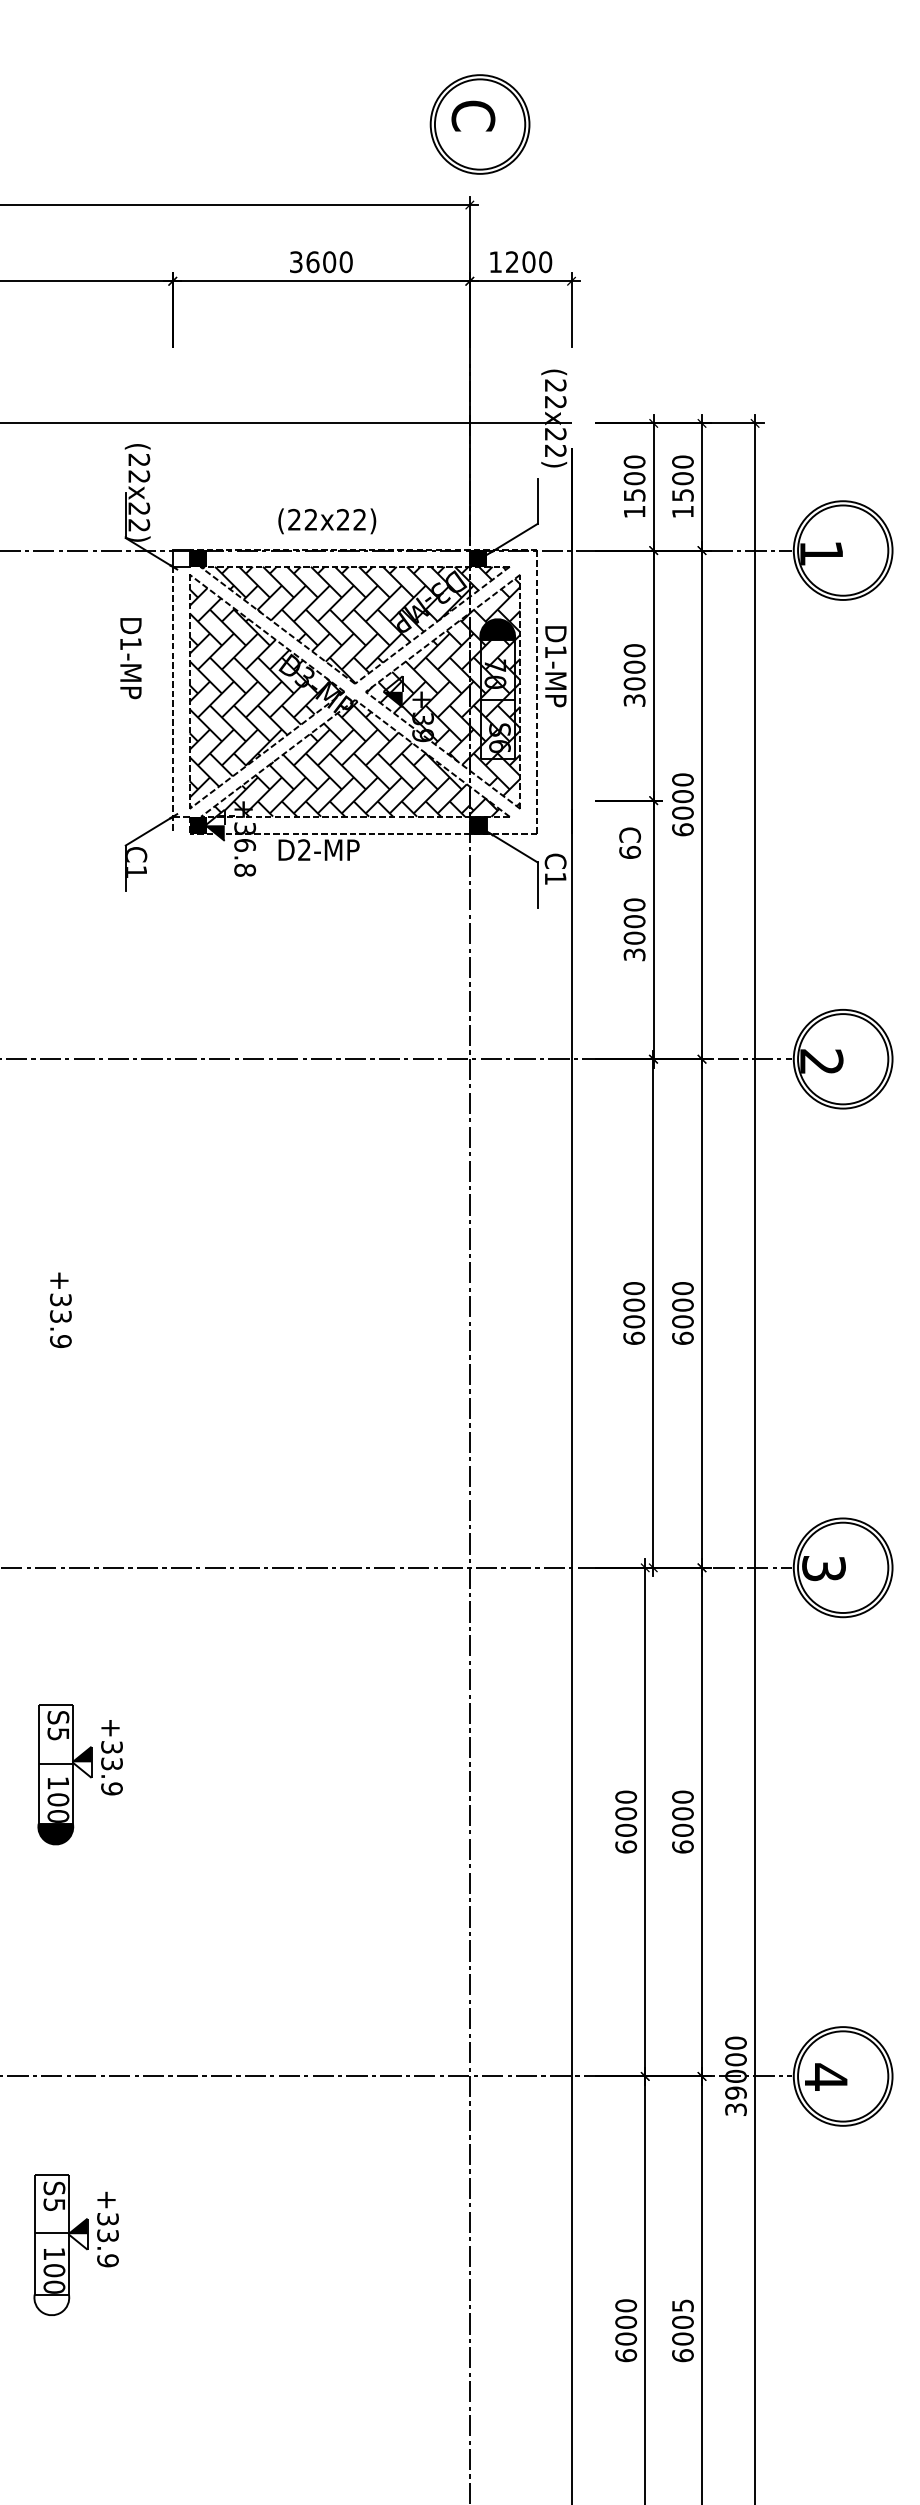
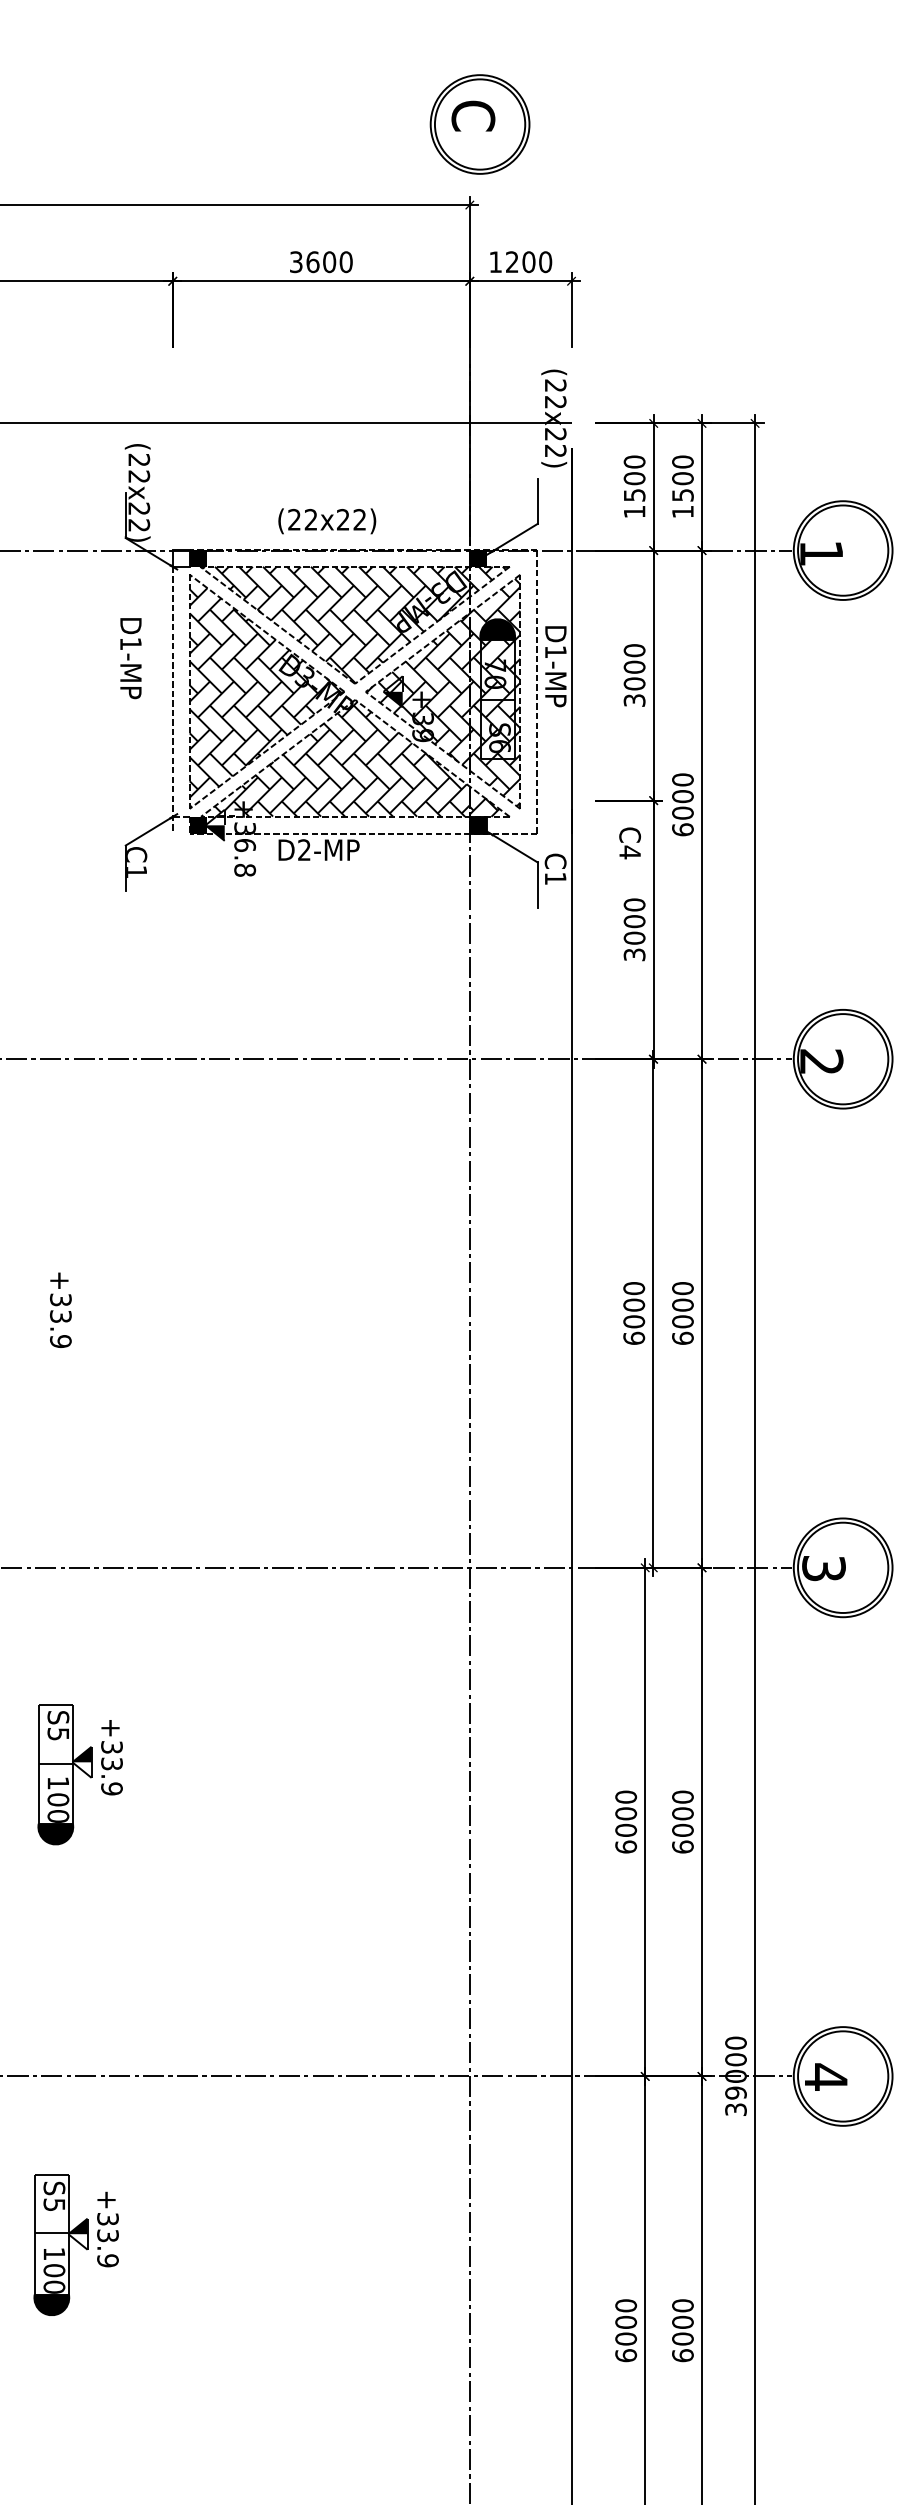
text: C9 -> C4 (630, 852)
fill: none -> present (51, 2304)
text: 6005 -> 6000 (682, 2305)
